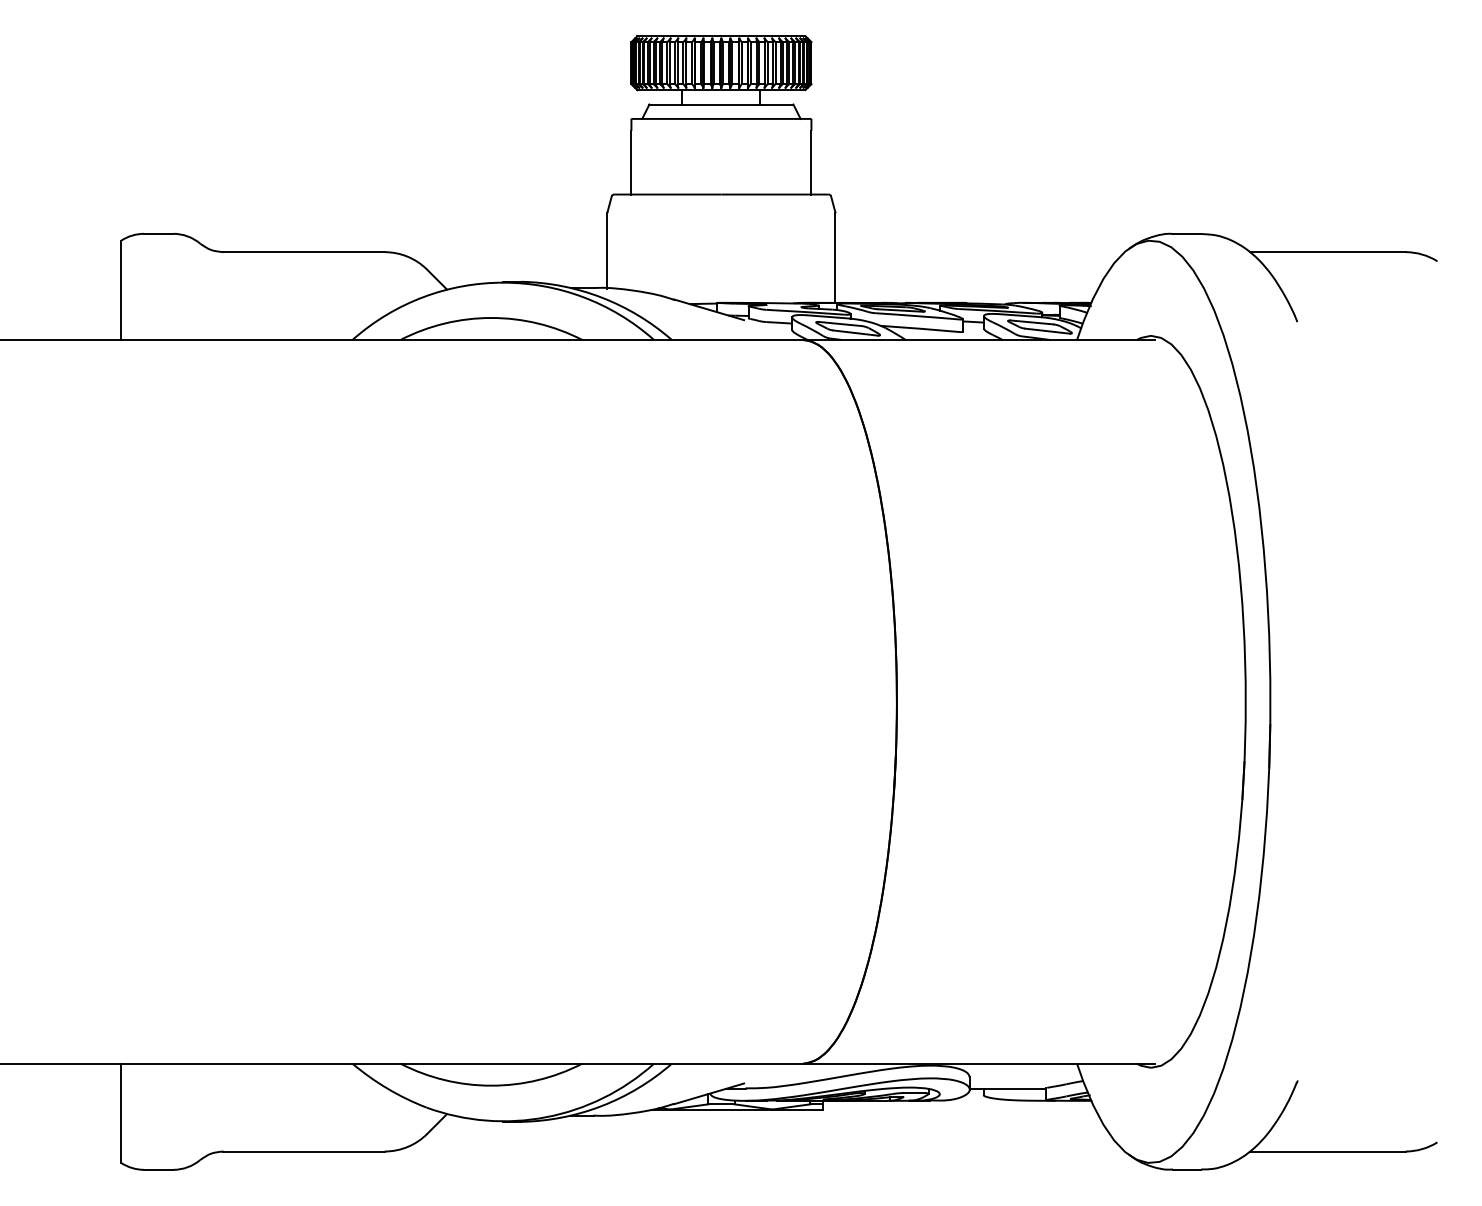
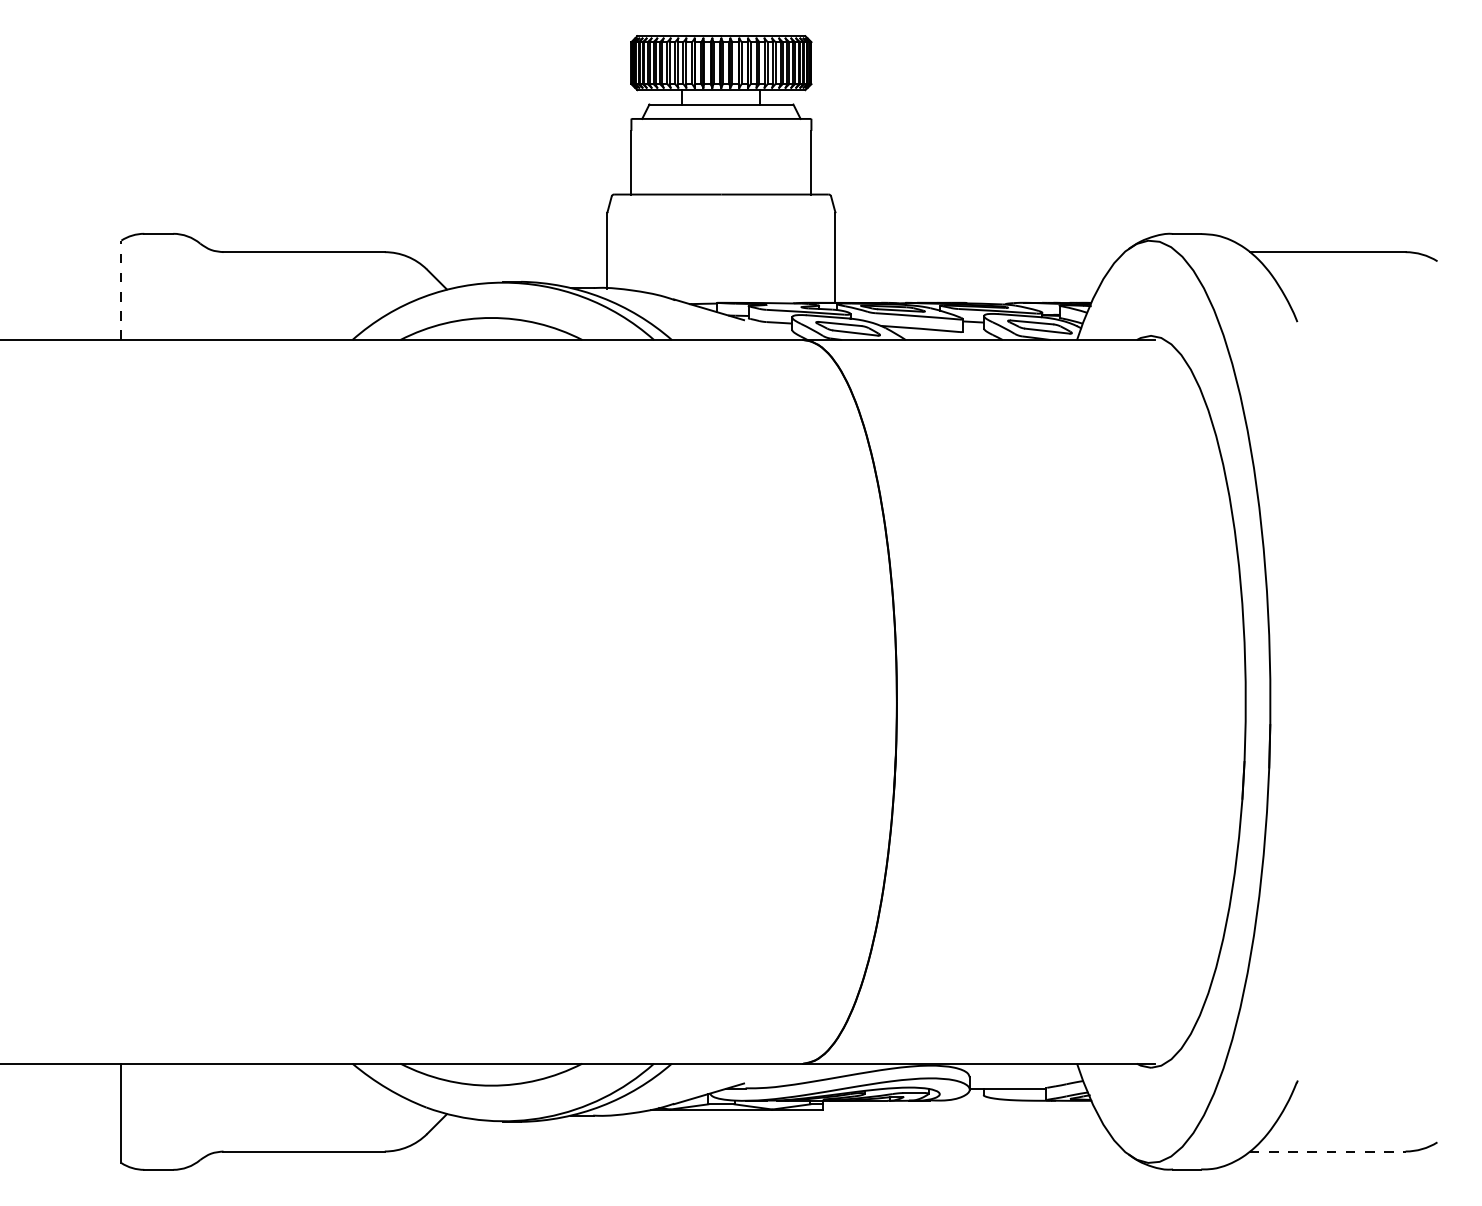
line: solid -> dashed (121, 290)
line: solid -> dashed (1327, 1151)
